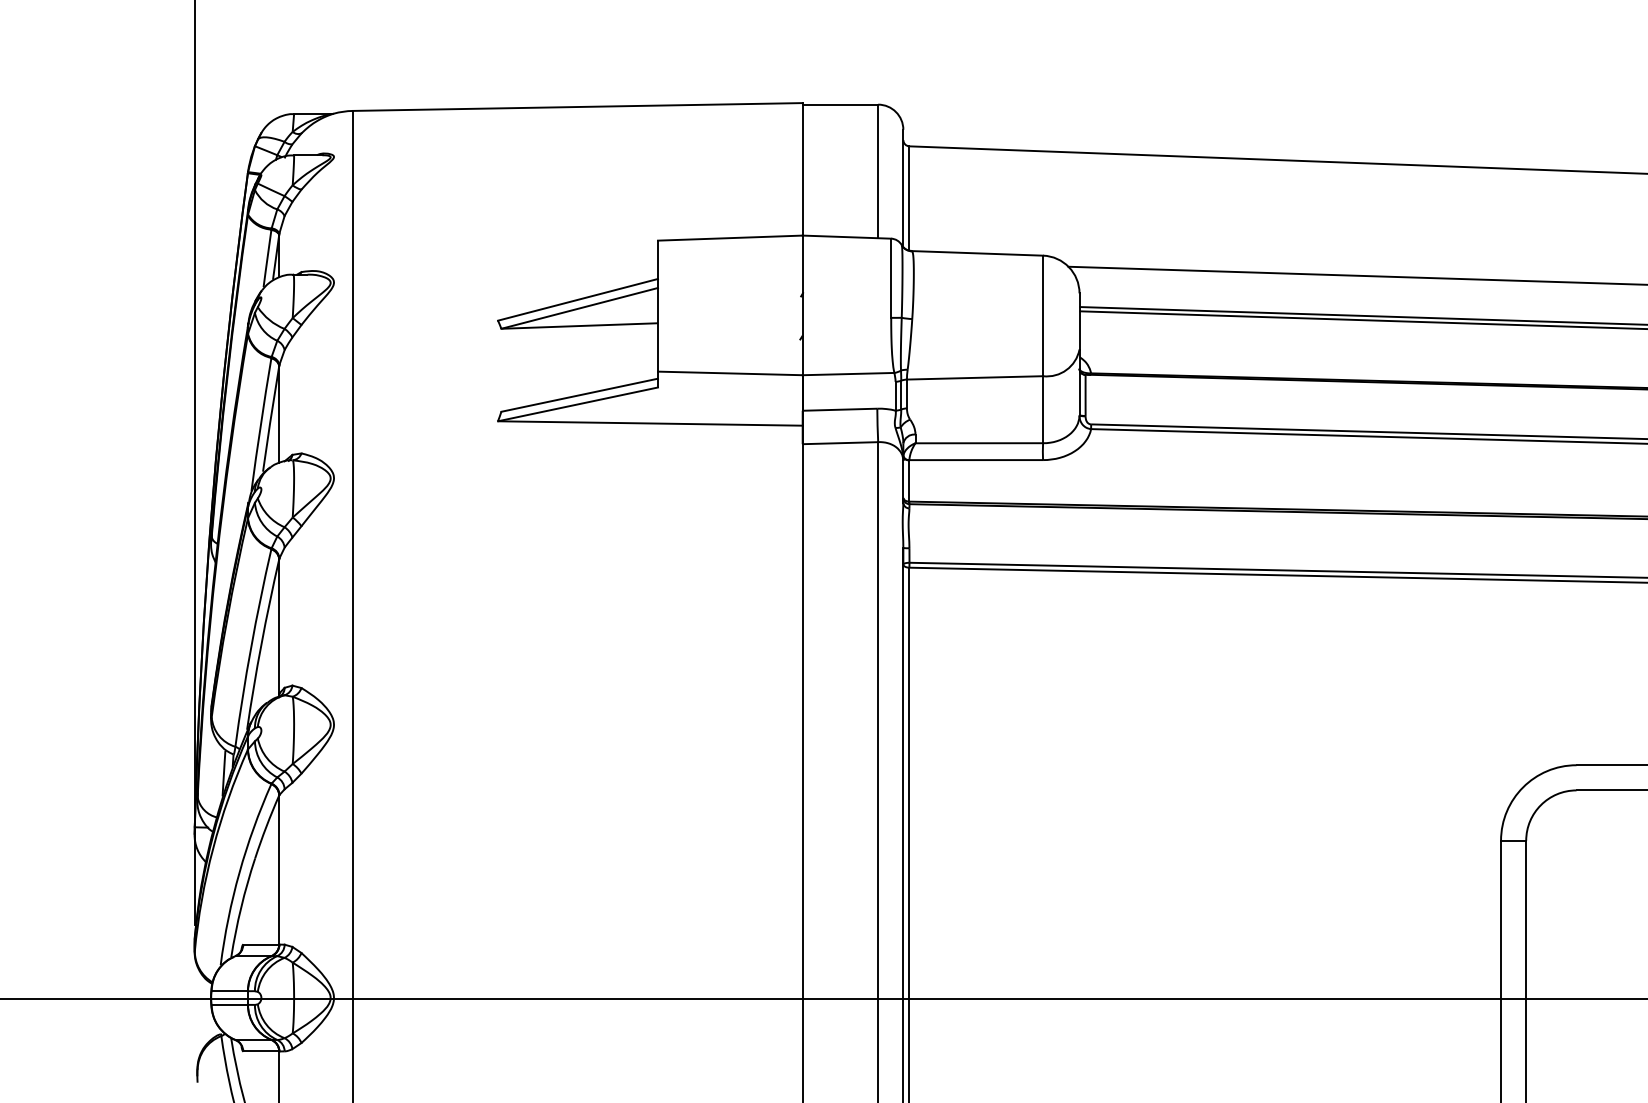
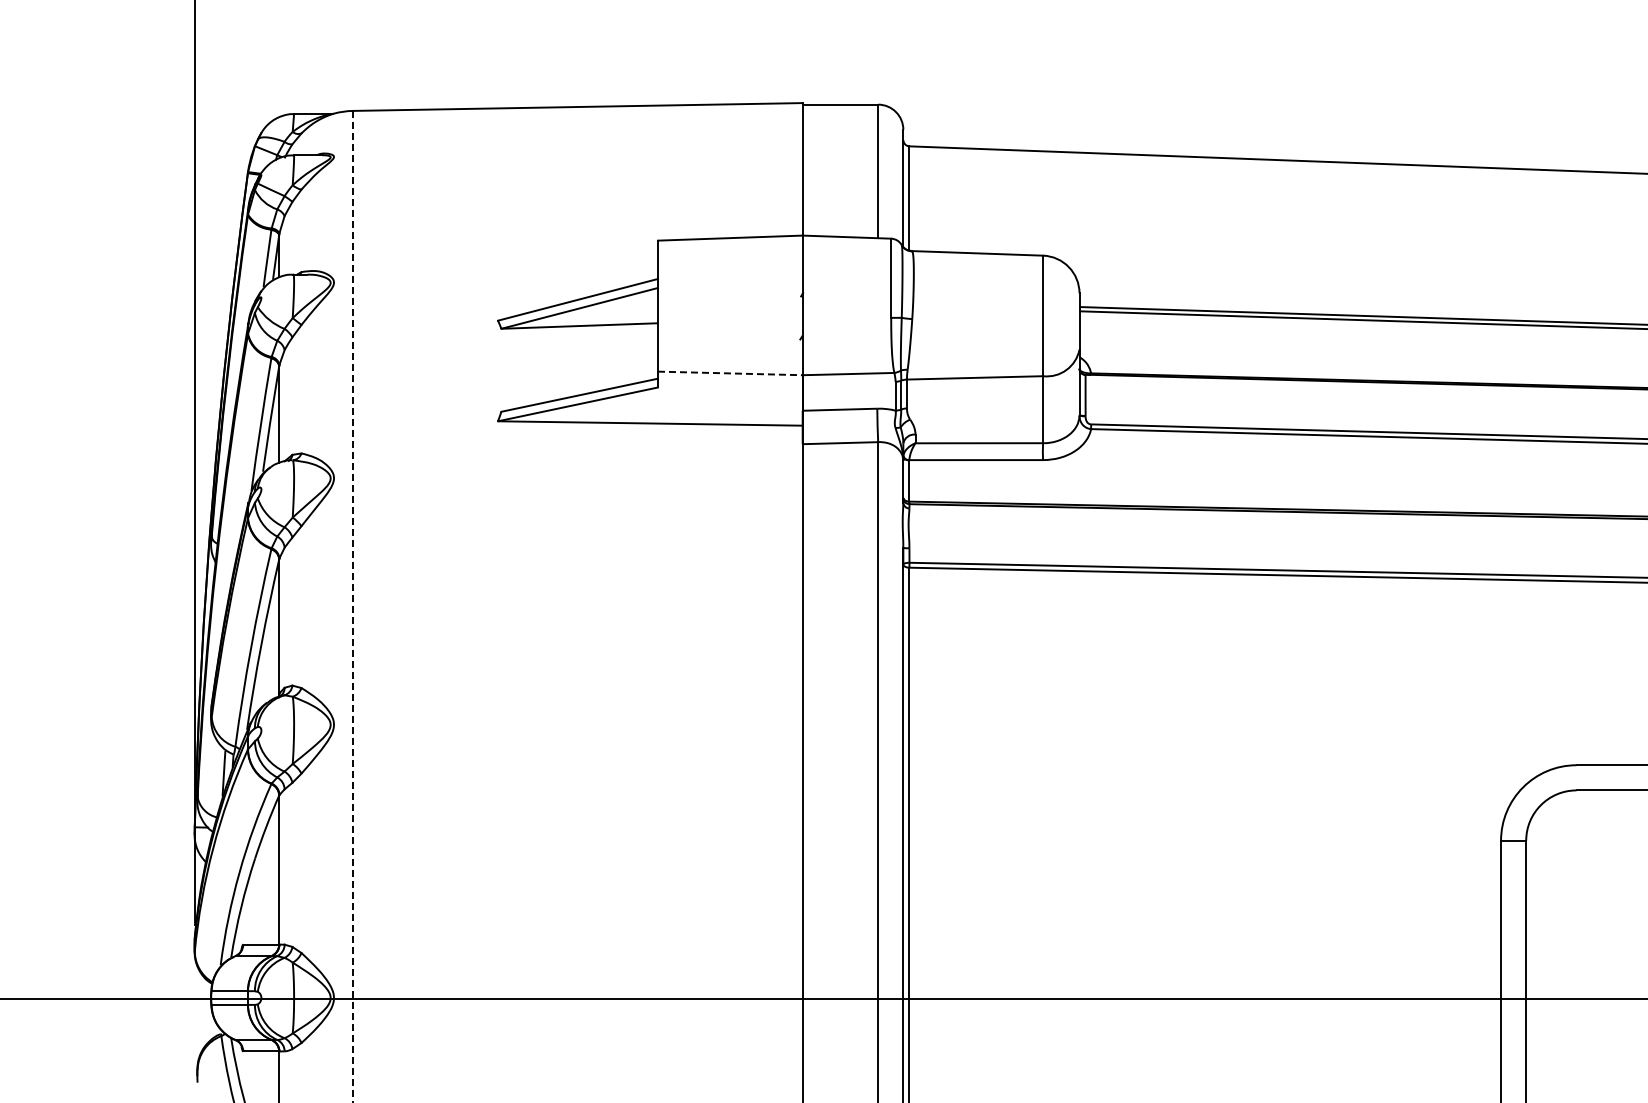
line: present -> none (1356, 275)
line: solid -> dashed (730, 373)
line: solid -> dashed (352, 606)
